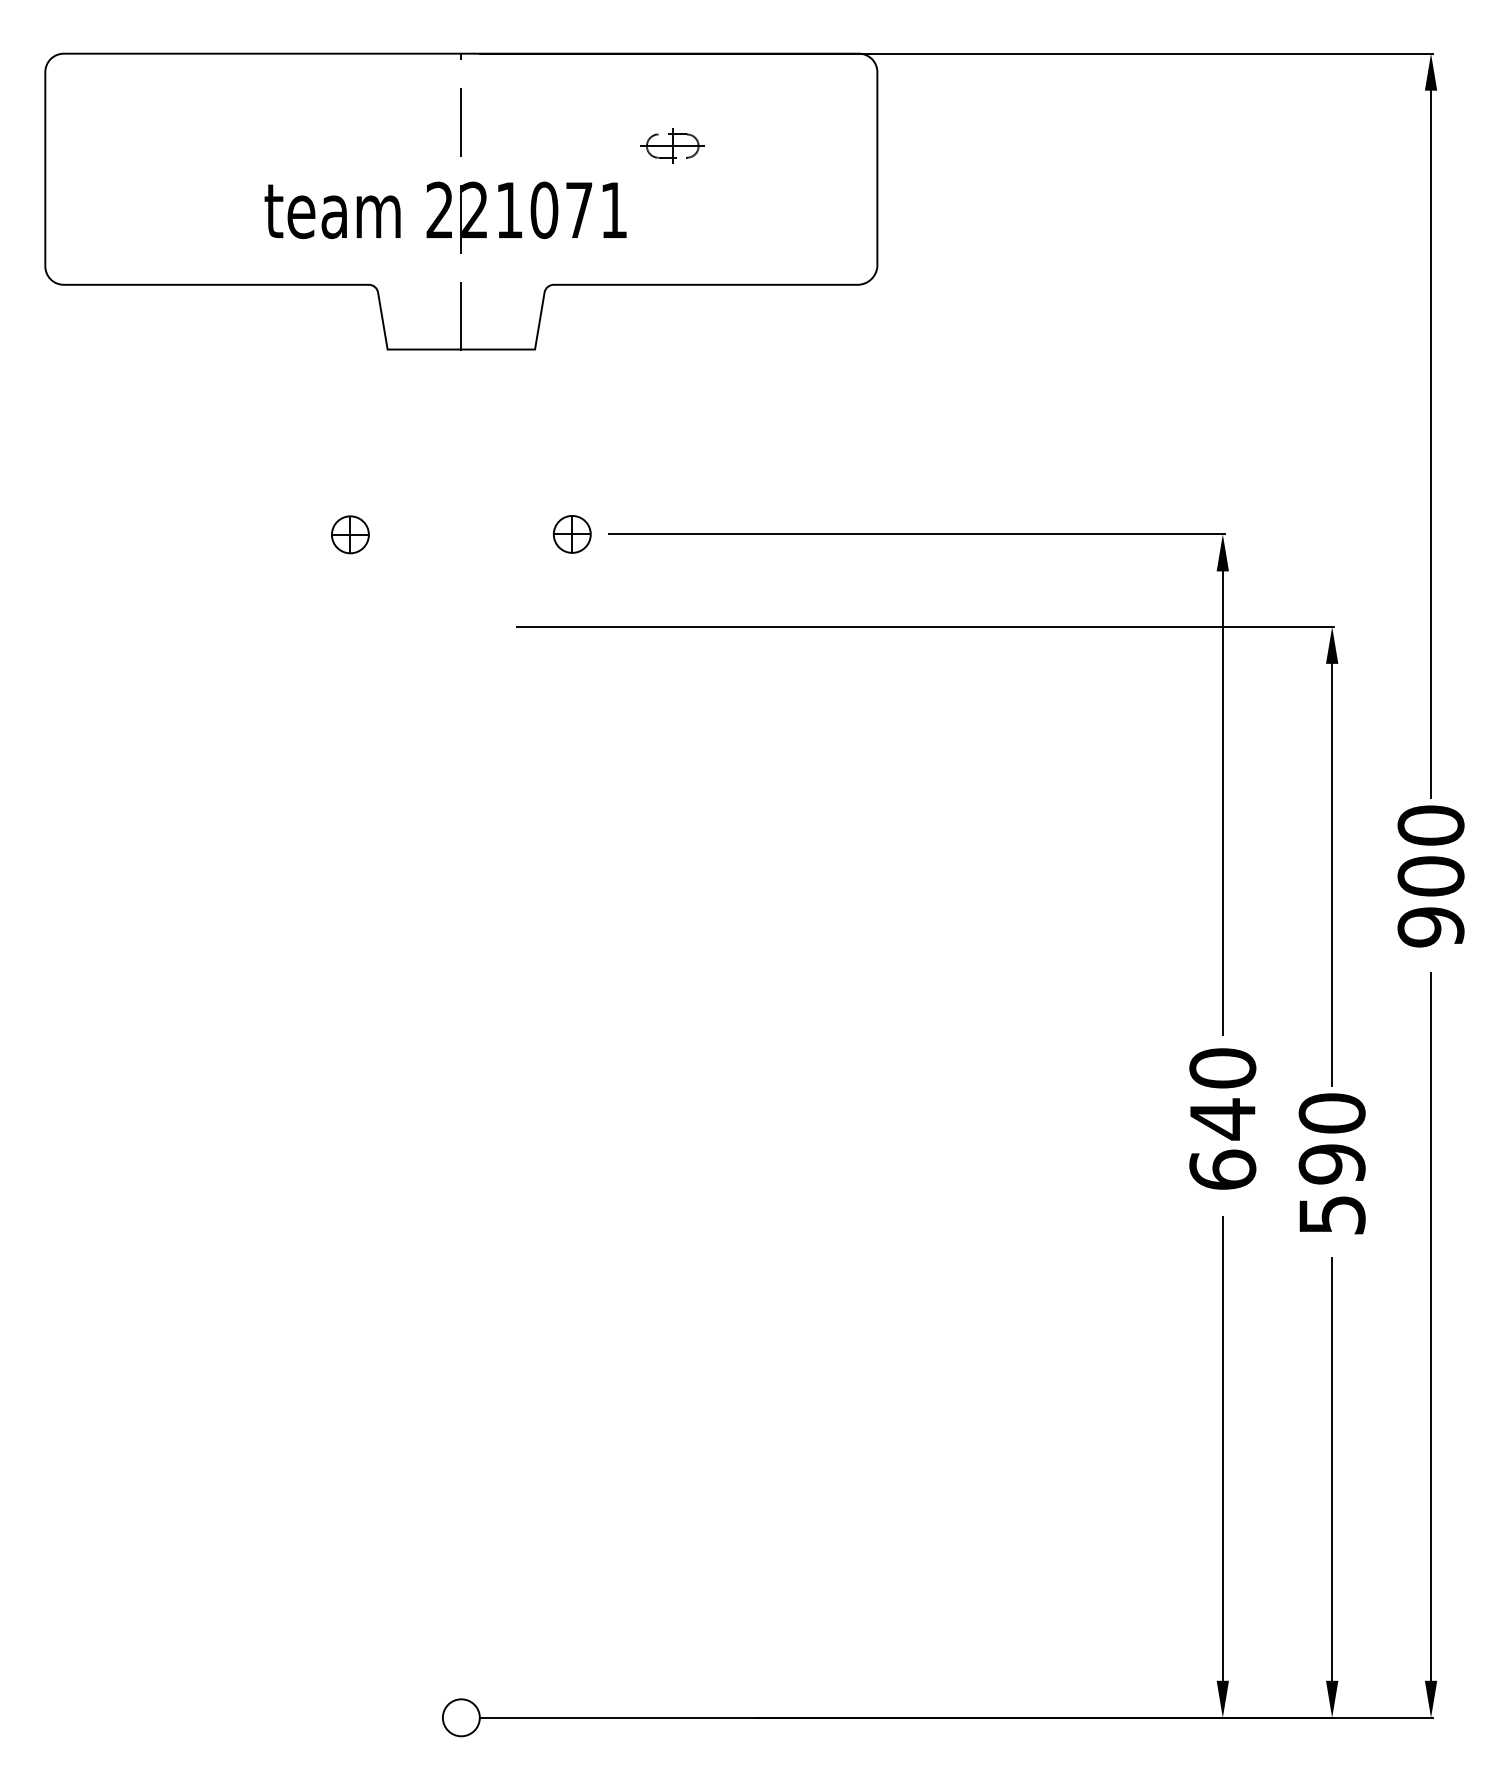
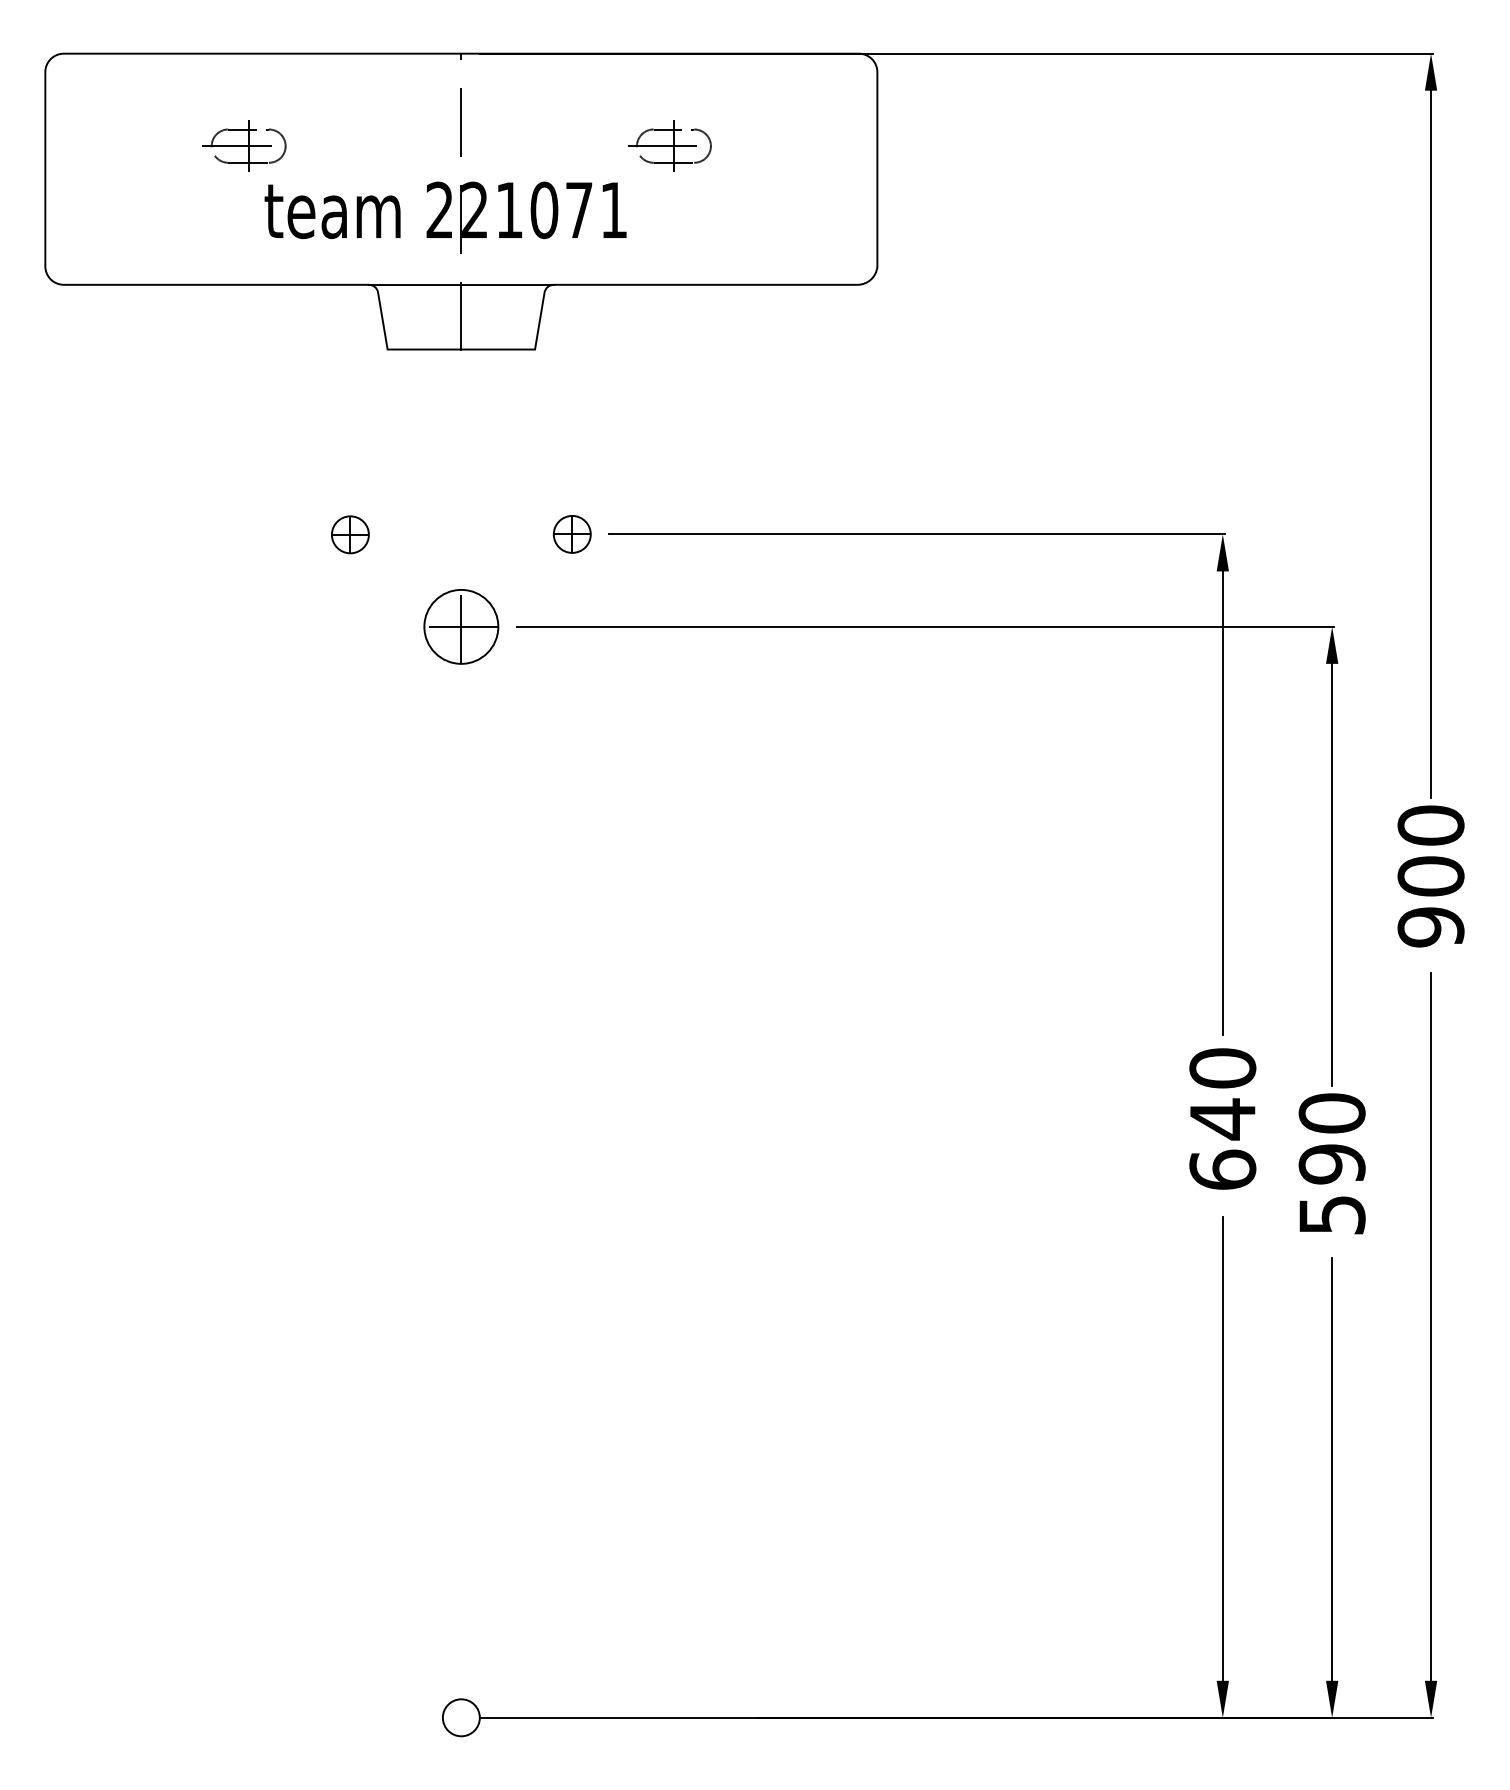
part: none -> present (244, 145)
part size: 65x36 px -> 84x52 px (669, 145)
line: none -> present (460, 284)
part: none -> present (461, 626)
